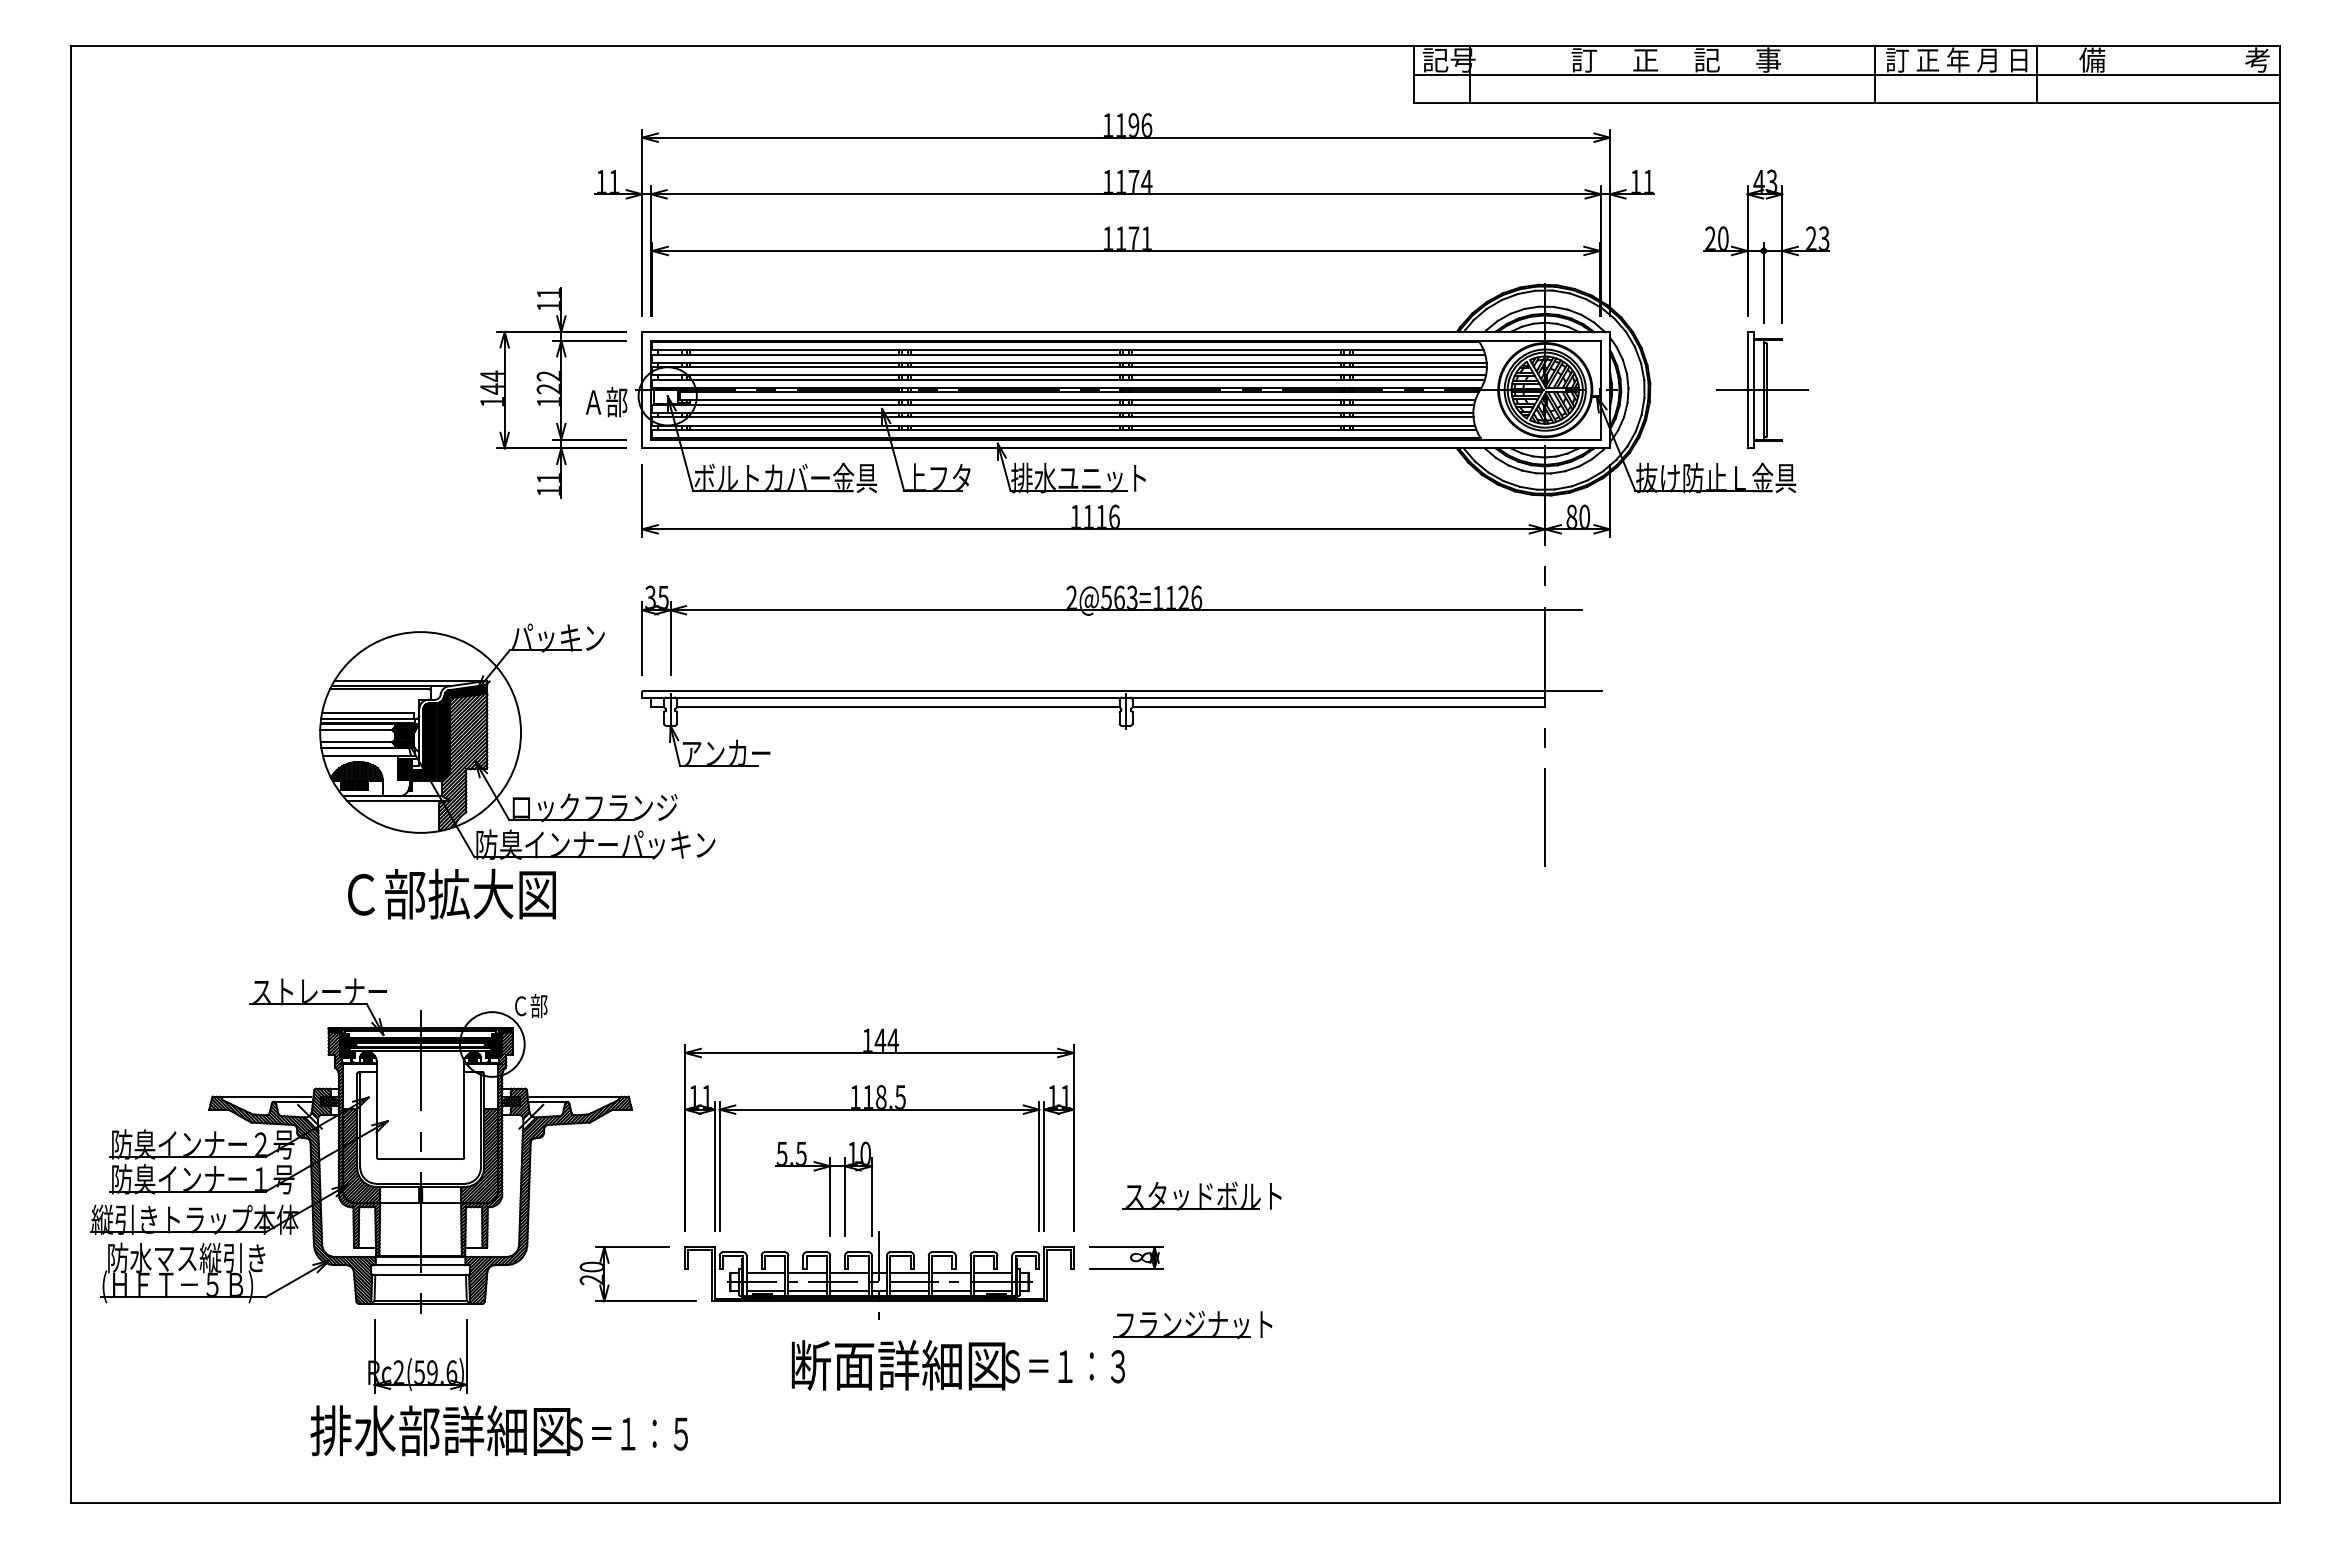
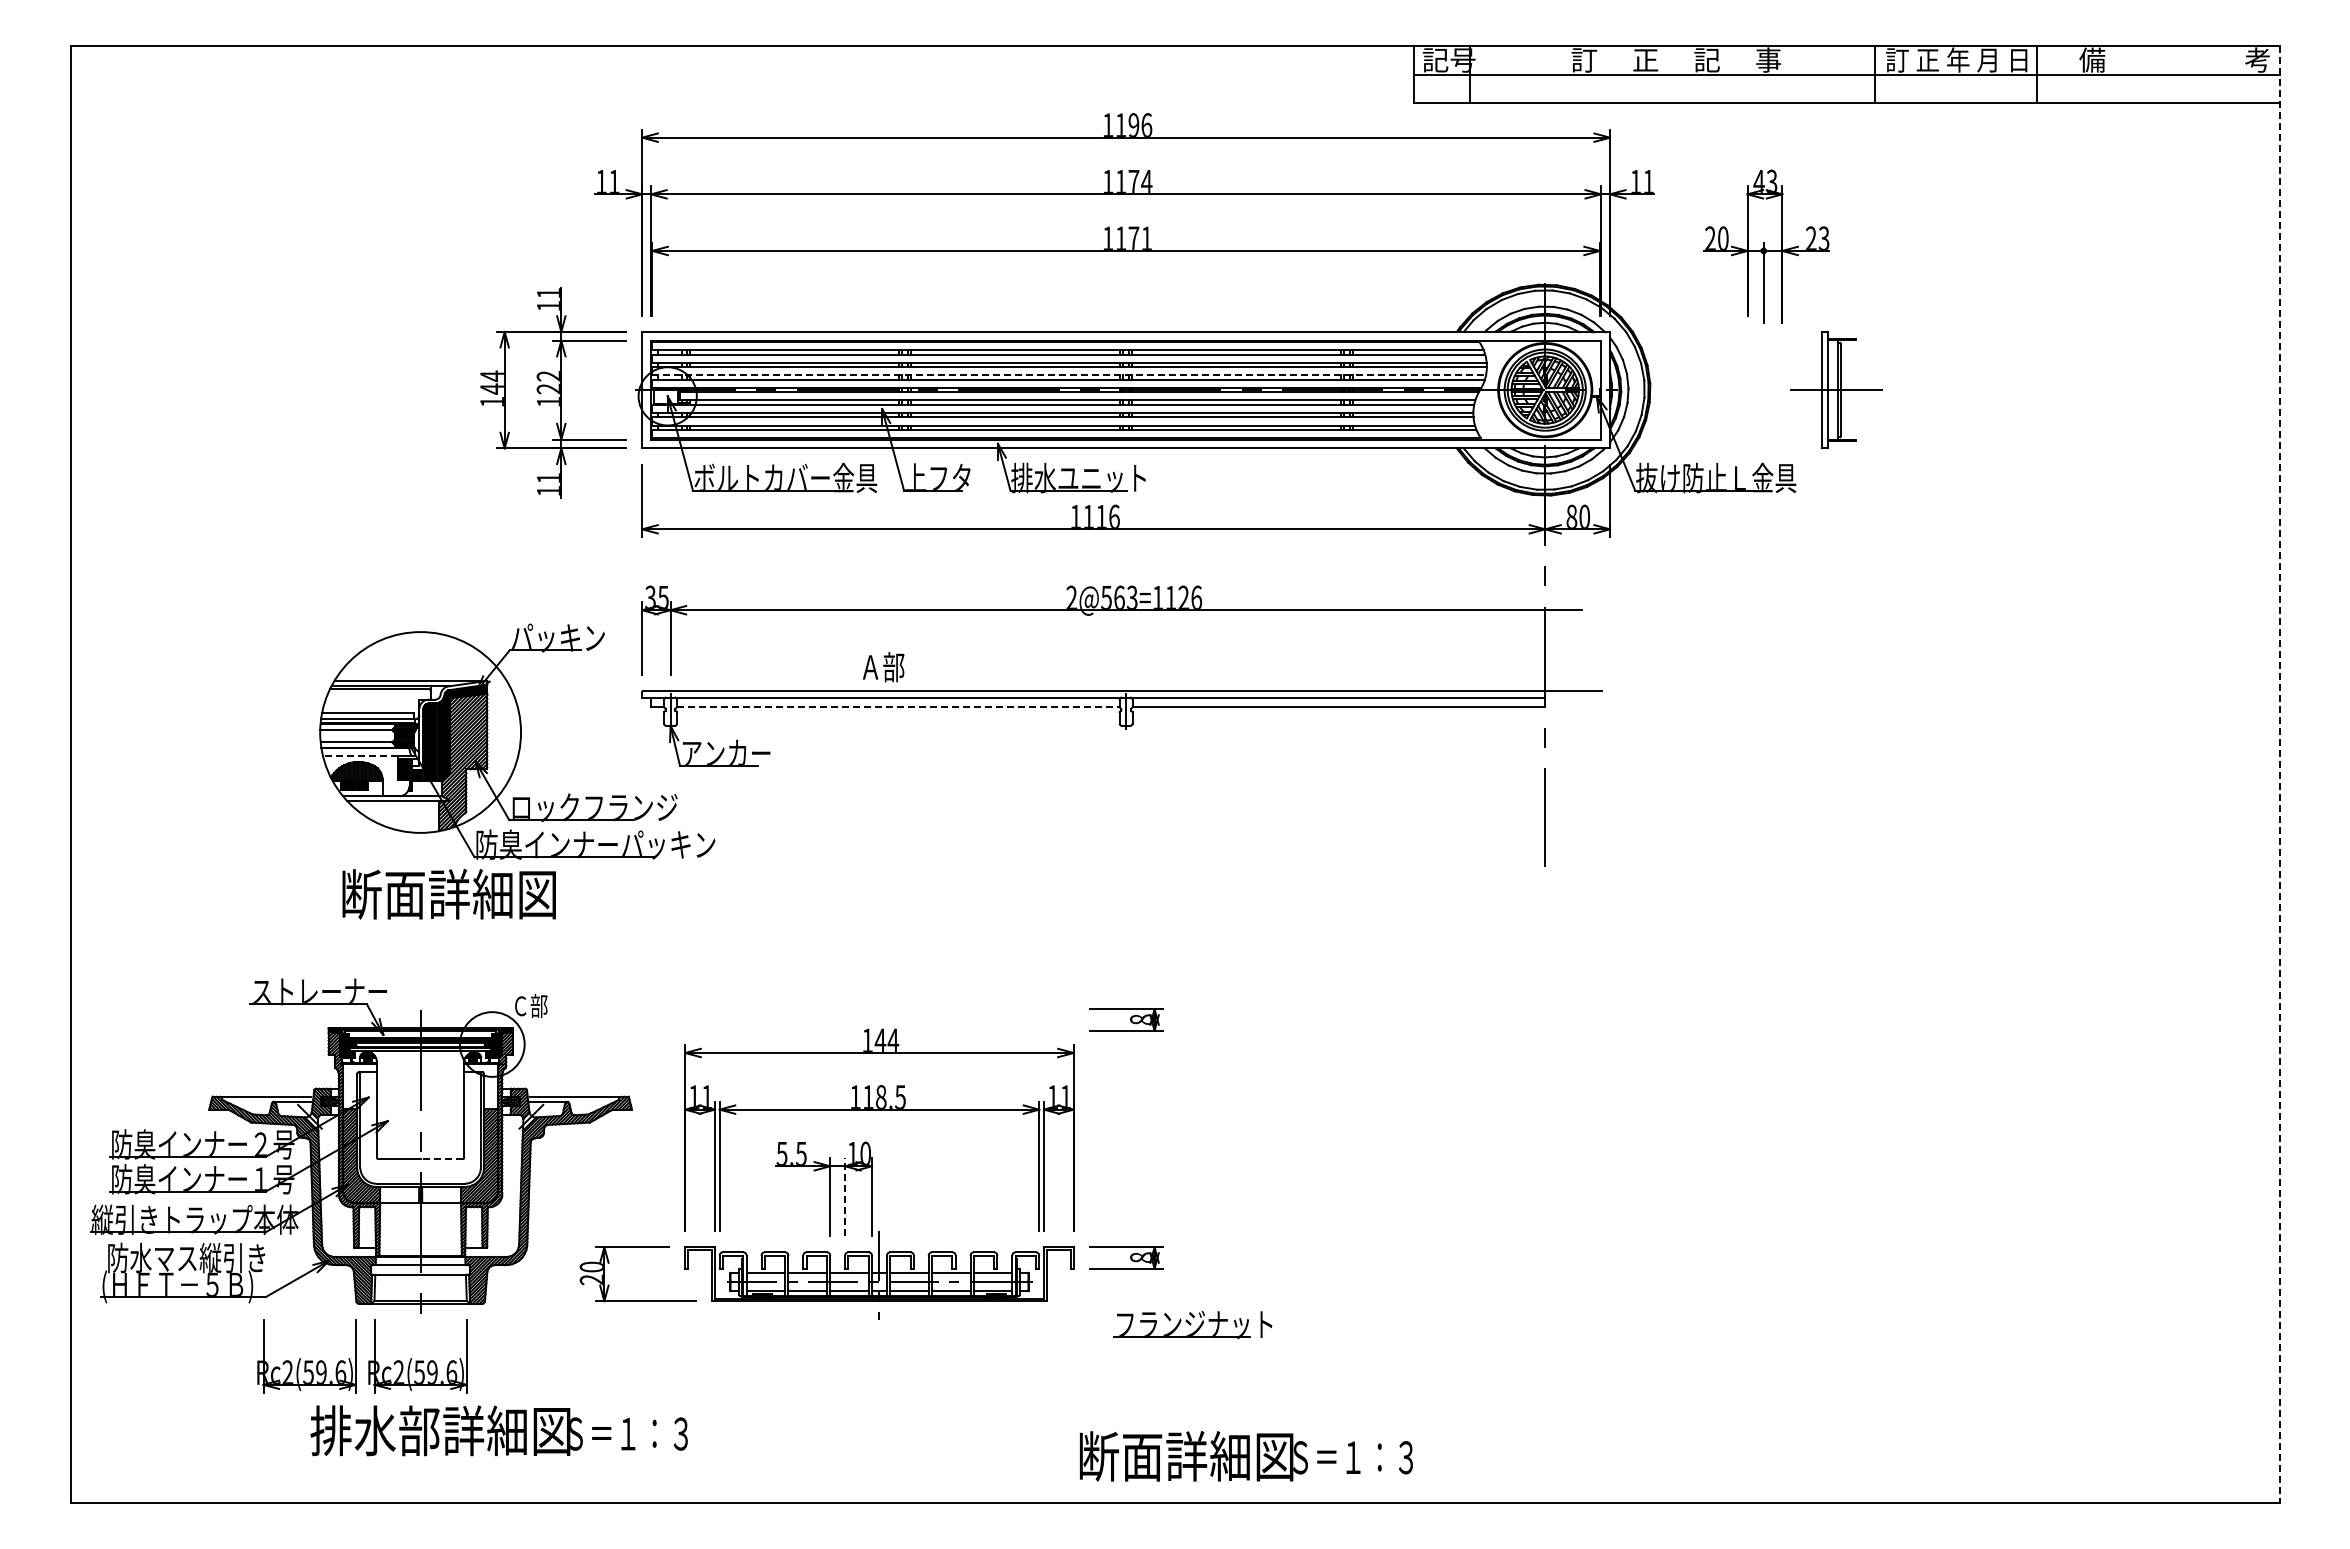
line: solid -> dashed (1069, 375)
part position: (1762, 390) -> (1836, 390) (1836, 390)
text position: (606, 402) -> (883, 667) (883, 667)
line: solid -> dashed (898, 707)
line: solid -> dashed (359, 756)
line: solid -> dashed (2279, 774)
text: Ｃ部拡大図 -> 断面詳細図 (427, 893)
part: none -> present (1126, 1019)
line: solid -> dashed (441, 1159)
part: present -> none (1201, 1195)
line: solid -> dashed (845, 1196)
part: none -> present (306, 1356)
text position: (958, 1365) -> (1246, 1456) (1246, 1456)
text: Ｓ＝１：５ -> Ｓ＝１：３ (680, 1433)
